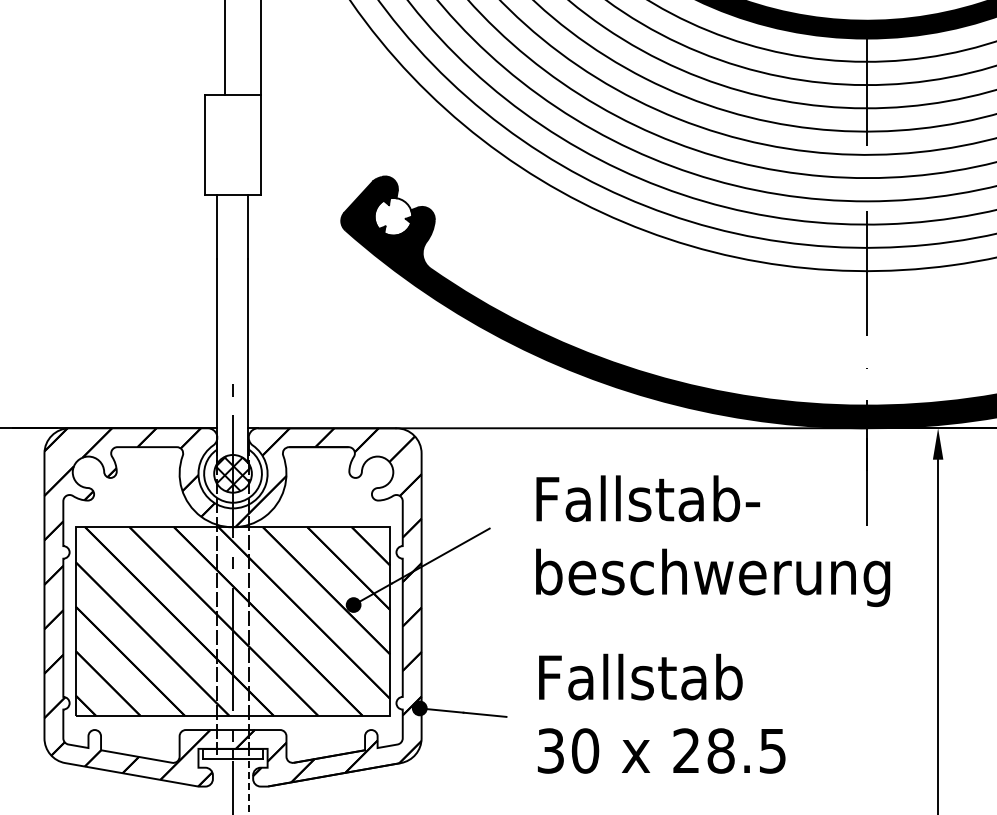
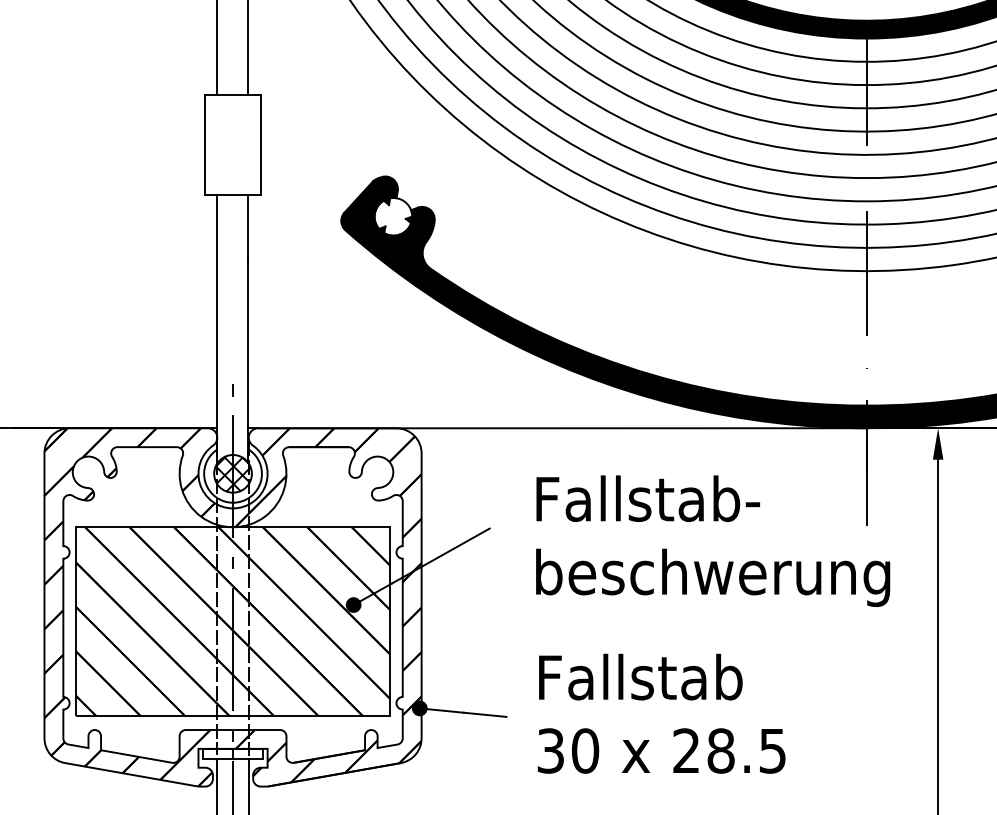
line position: (224, 48) -> (216, 48) (216, 48)
line position: (261, 48) -> (248, 48) (248, 48)
line: none -> present (217, 784)
line: dashed -> solid (248, 786)
